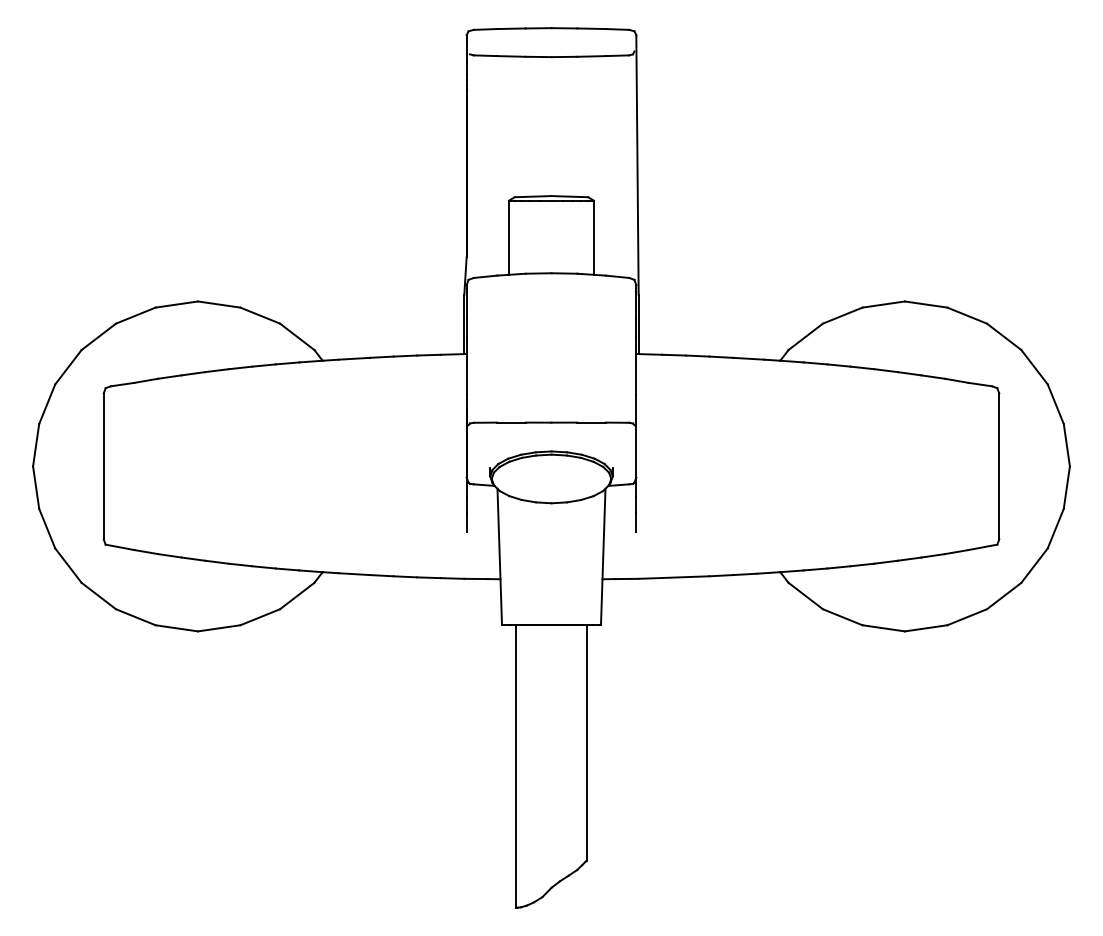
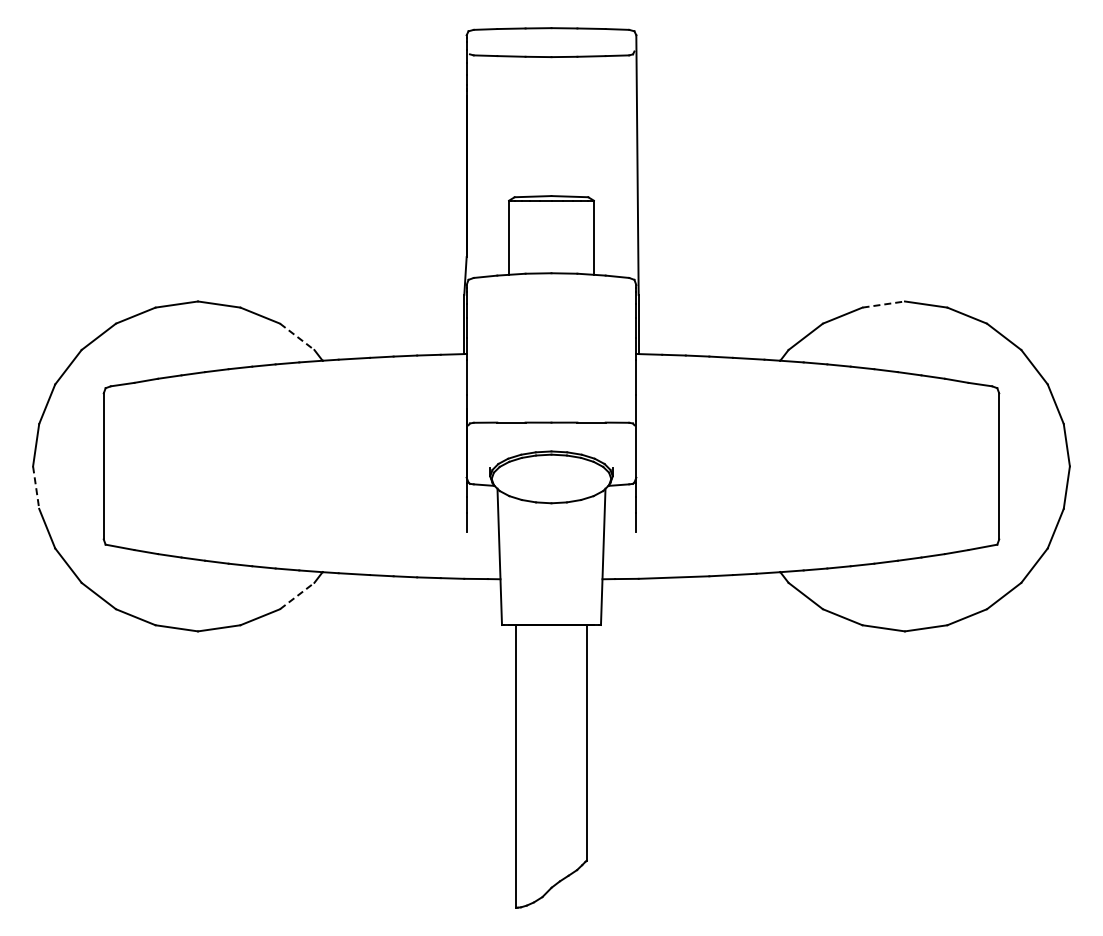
line: solid -> dashed (884, 304)
line: solid -> dashed (297, 336)
line: solid -> dashed (36, 488)
line: solid -> dashed (297, 596)
